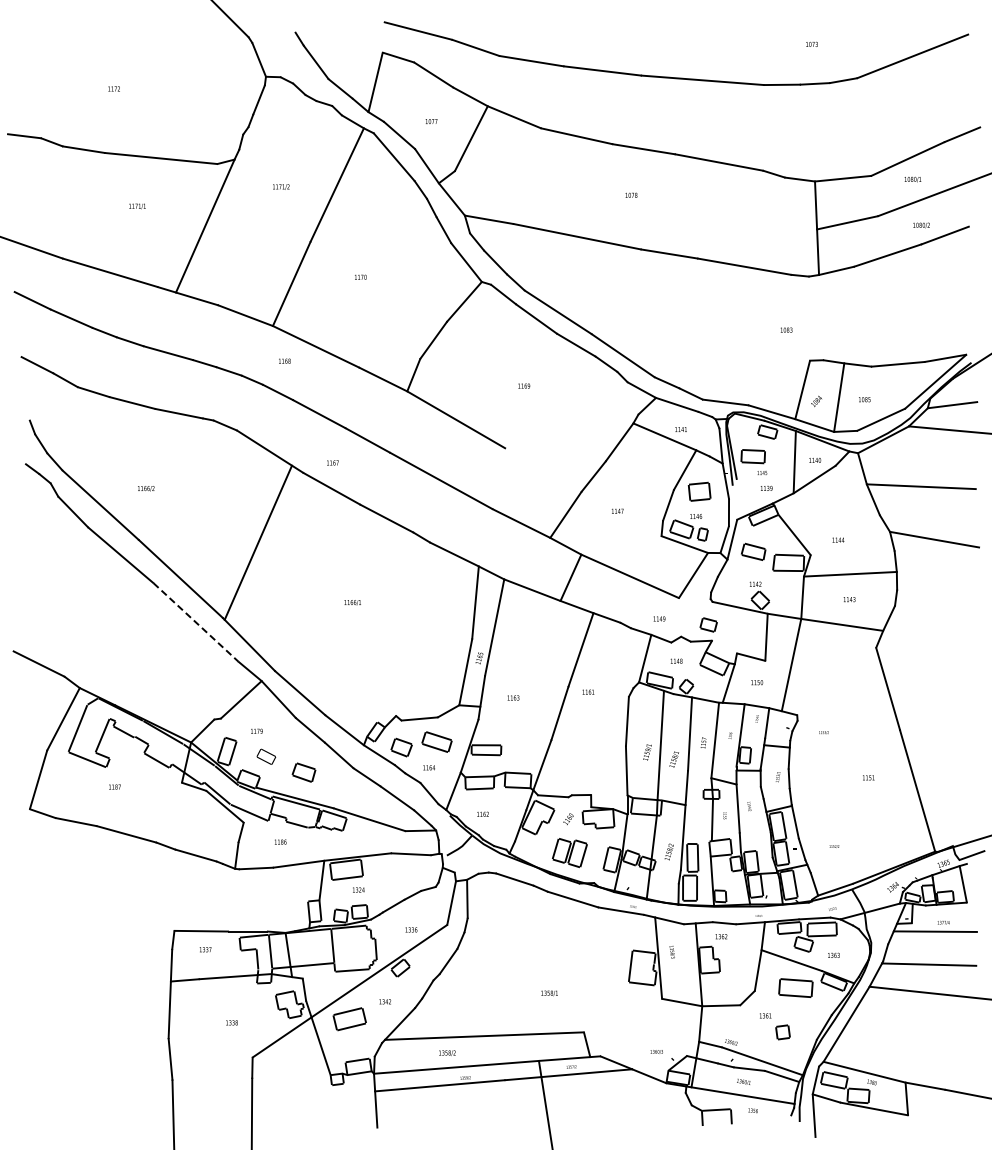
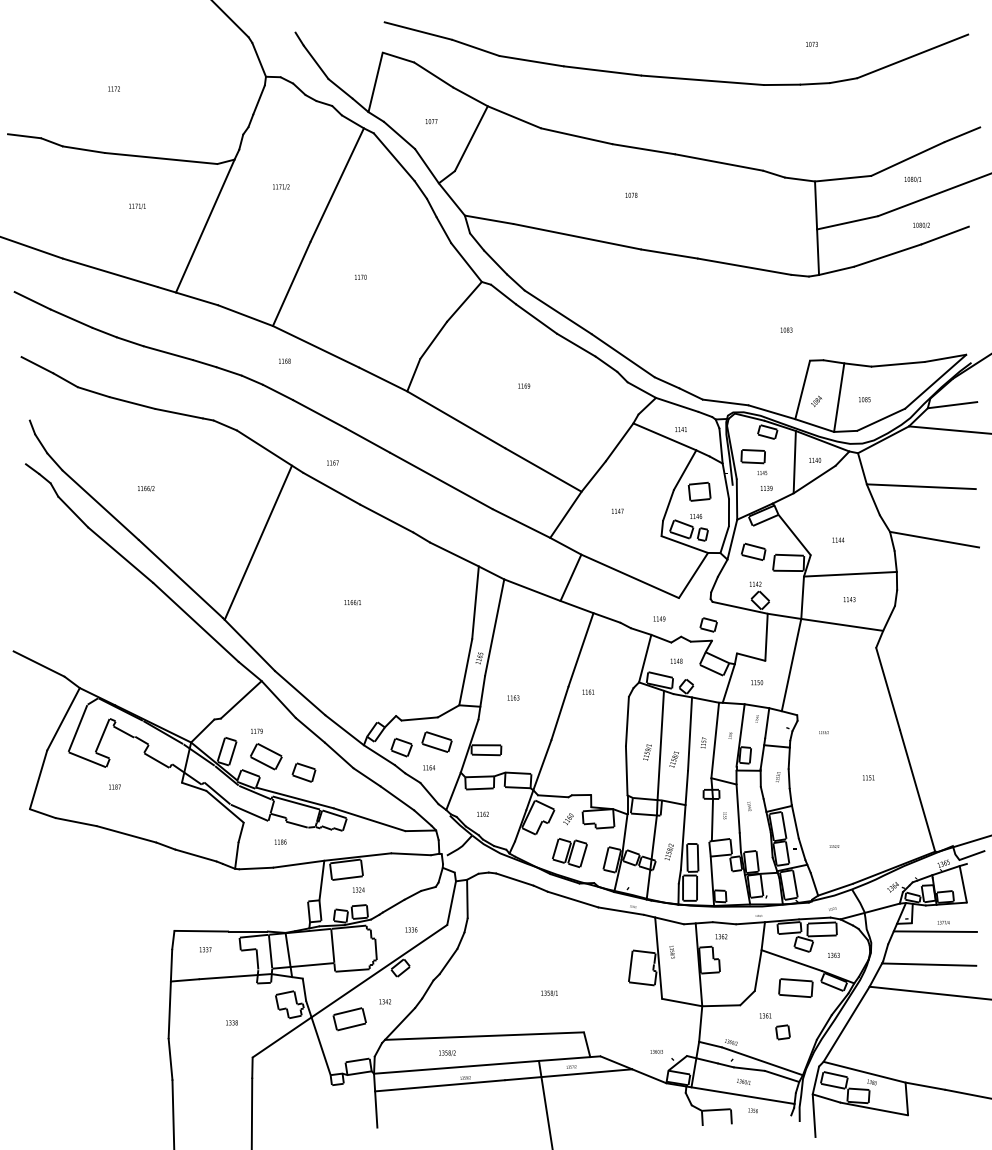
line: none -> present (543, 469)
line: none -> present (736, 499)
line: dashed -> solid (195, 622)
part size: 21x17 px -> 33x28 px (266, 756)
